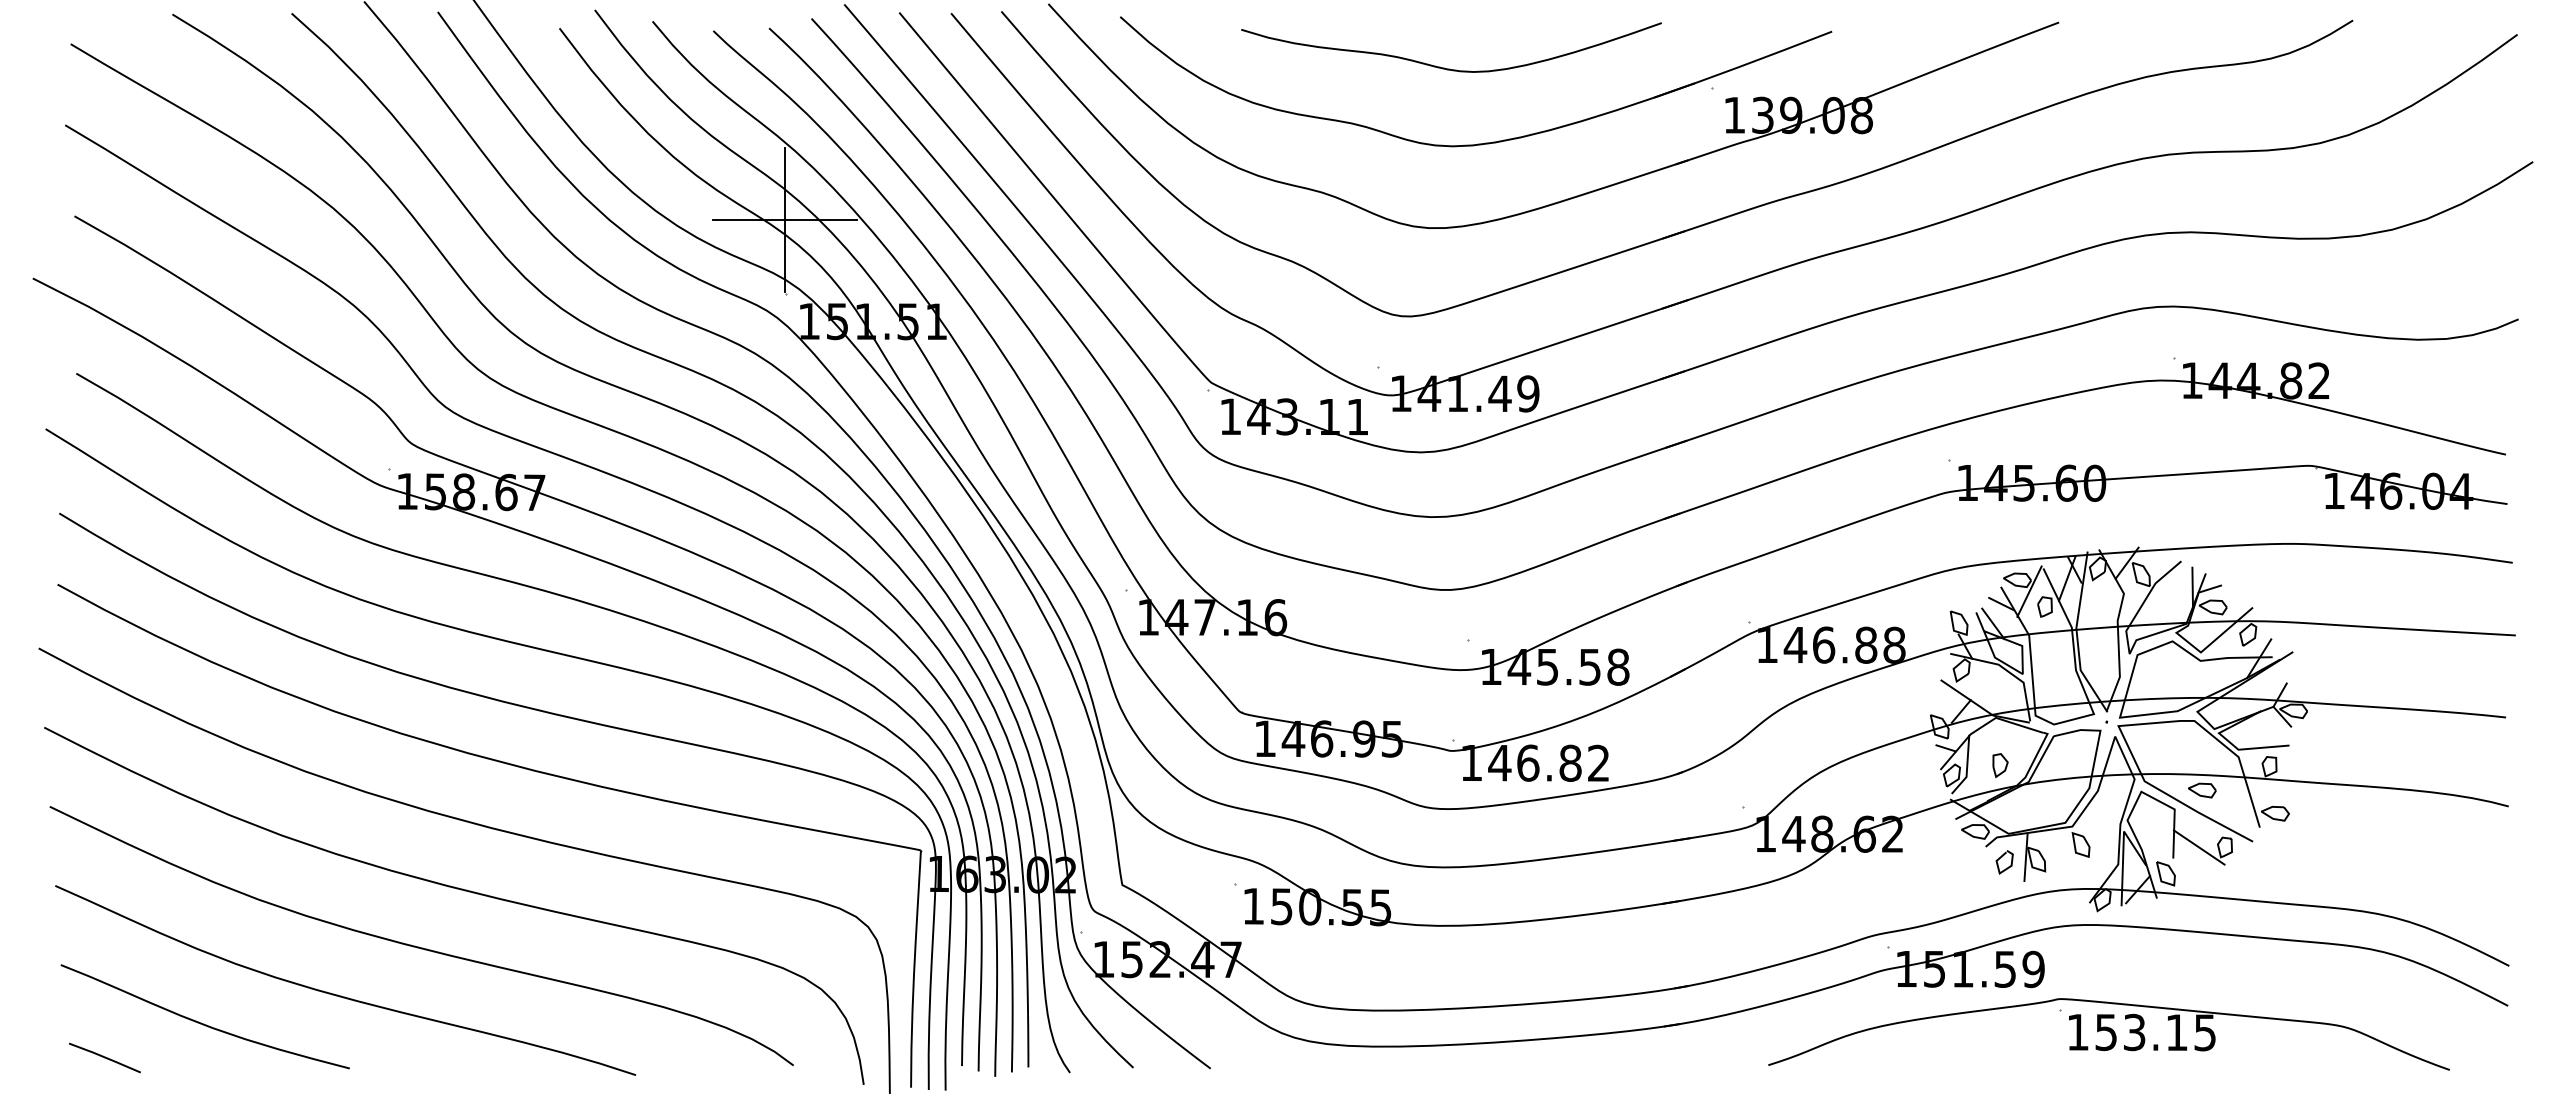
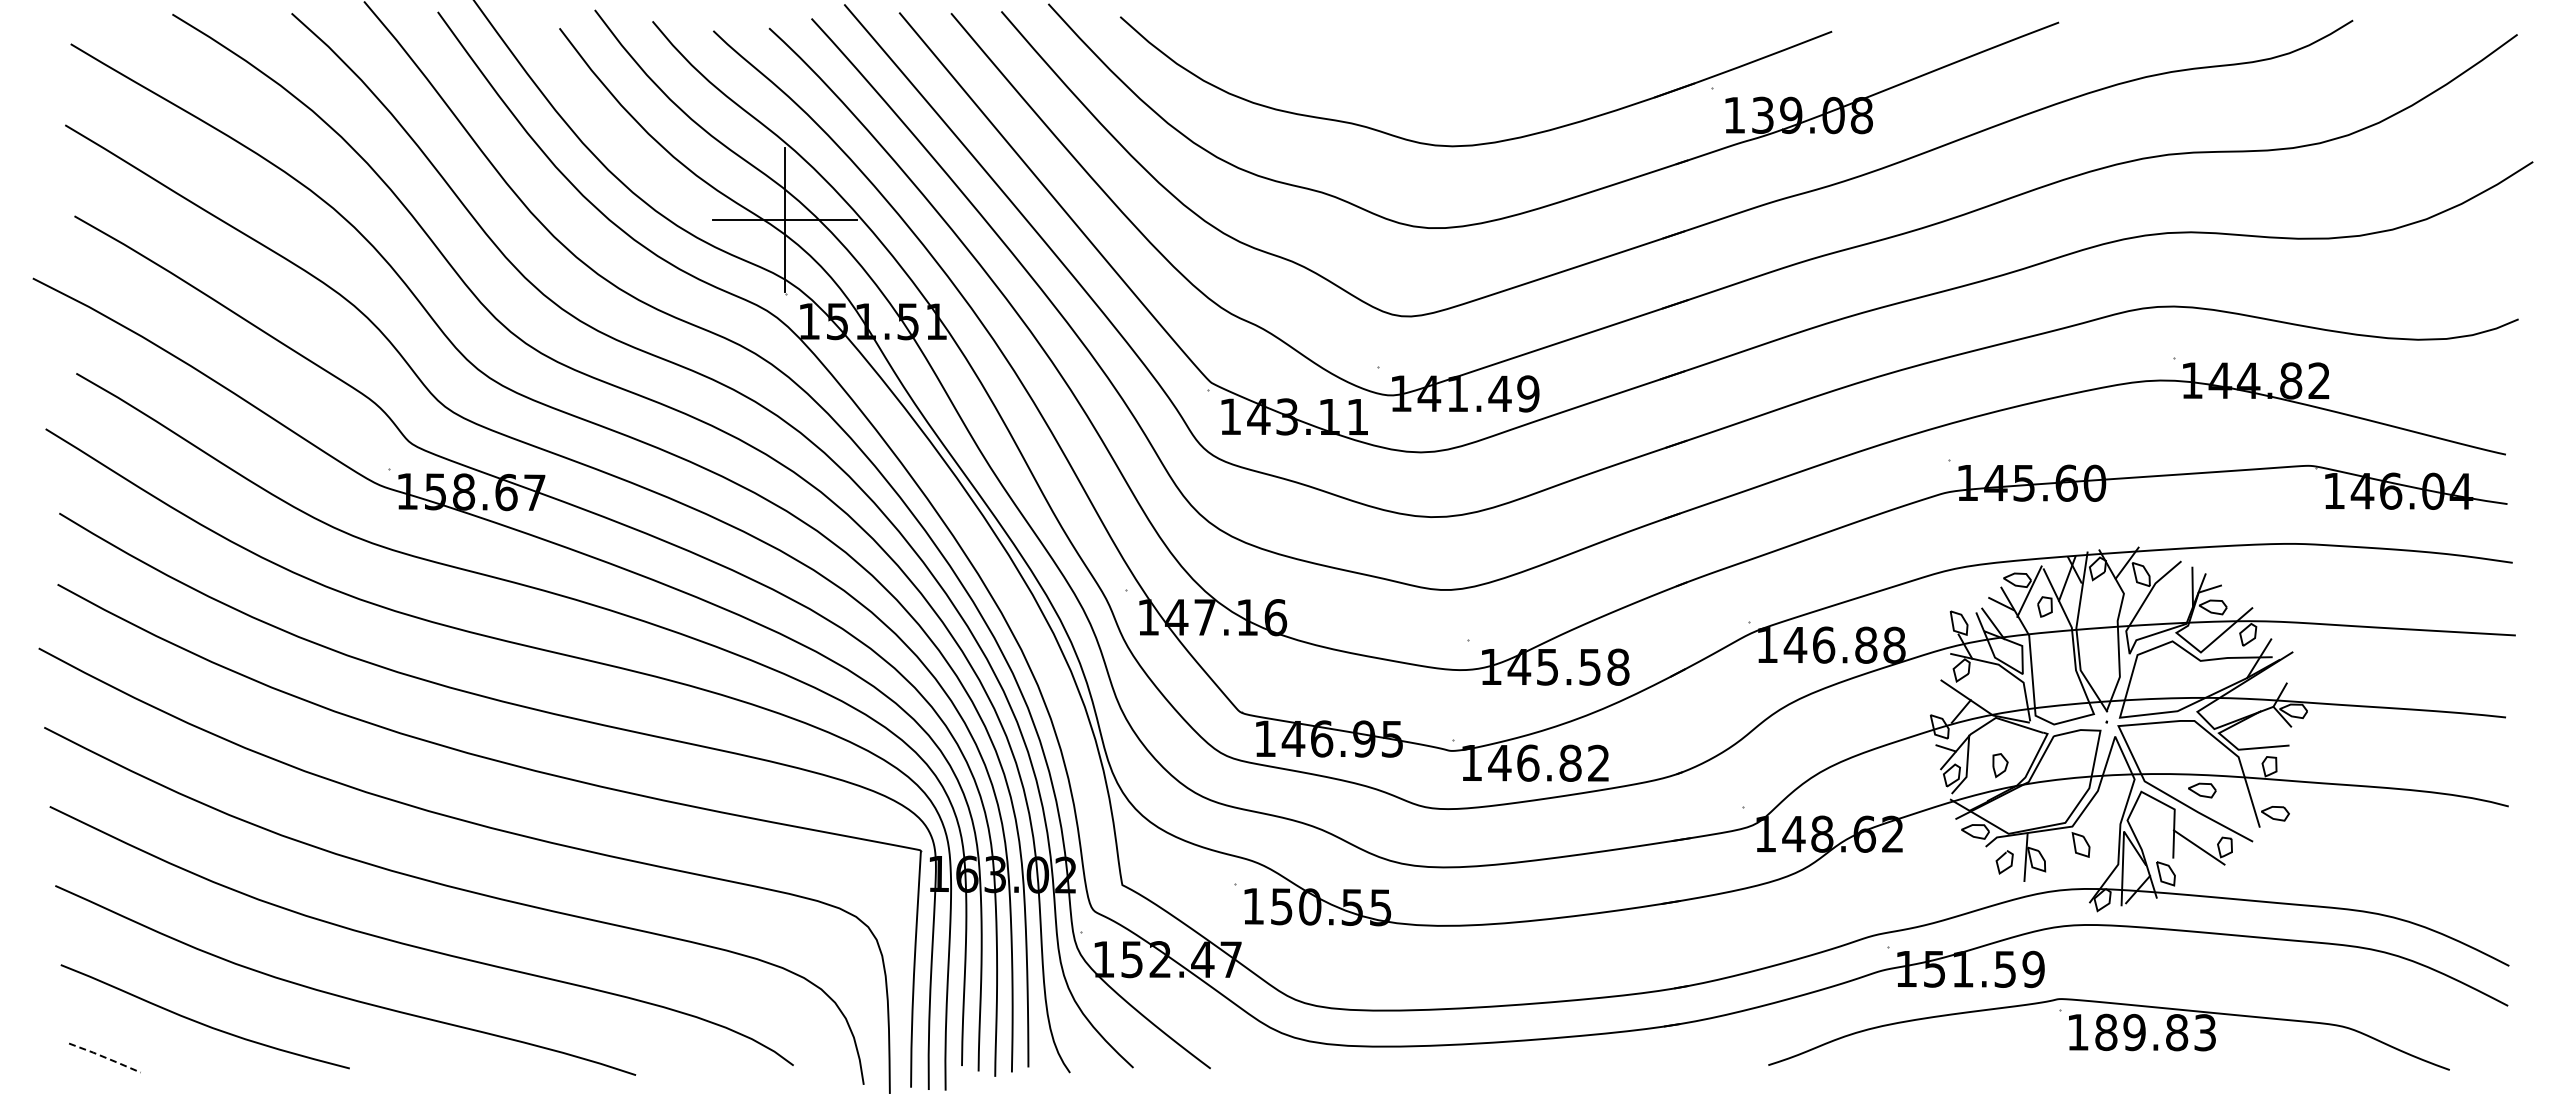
curve: present -> none (1449, 68)
text: 153.15 -> 189.83 (2155, 1032)
line: solid -> dashed (105, 1057)
